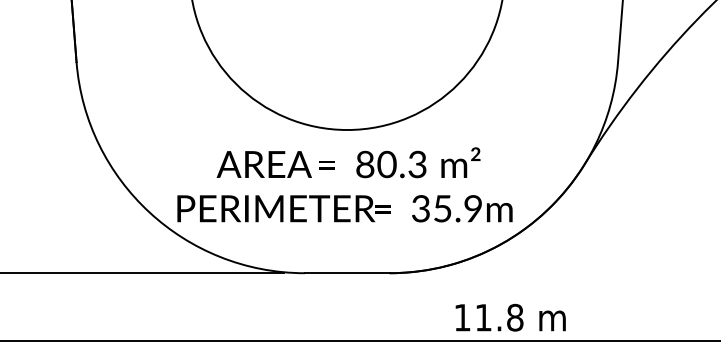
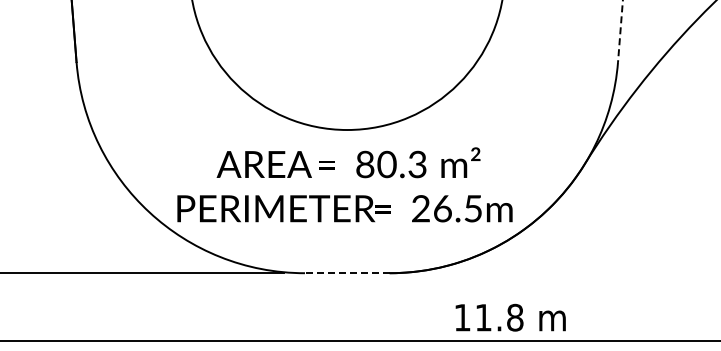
line: solid -> dashed (620, 31)
text: 35.9m -> 26.5m (446, 208)
line: solid -> dashed (346, 273)
